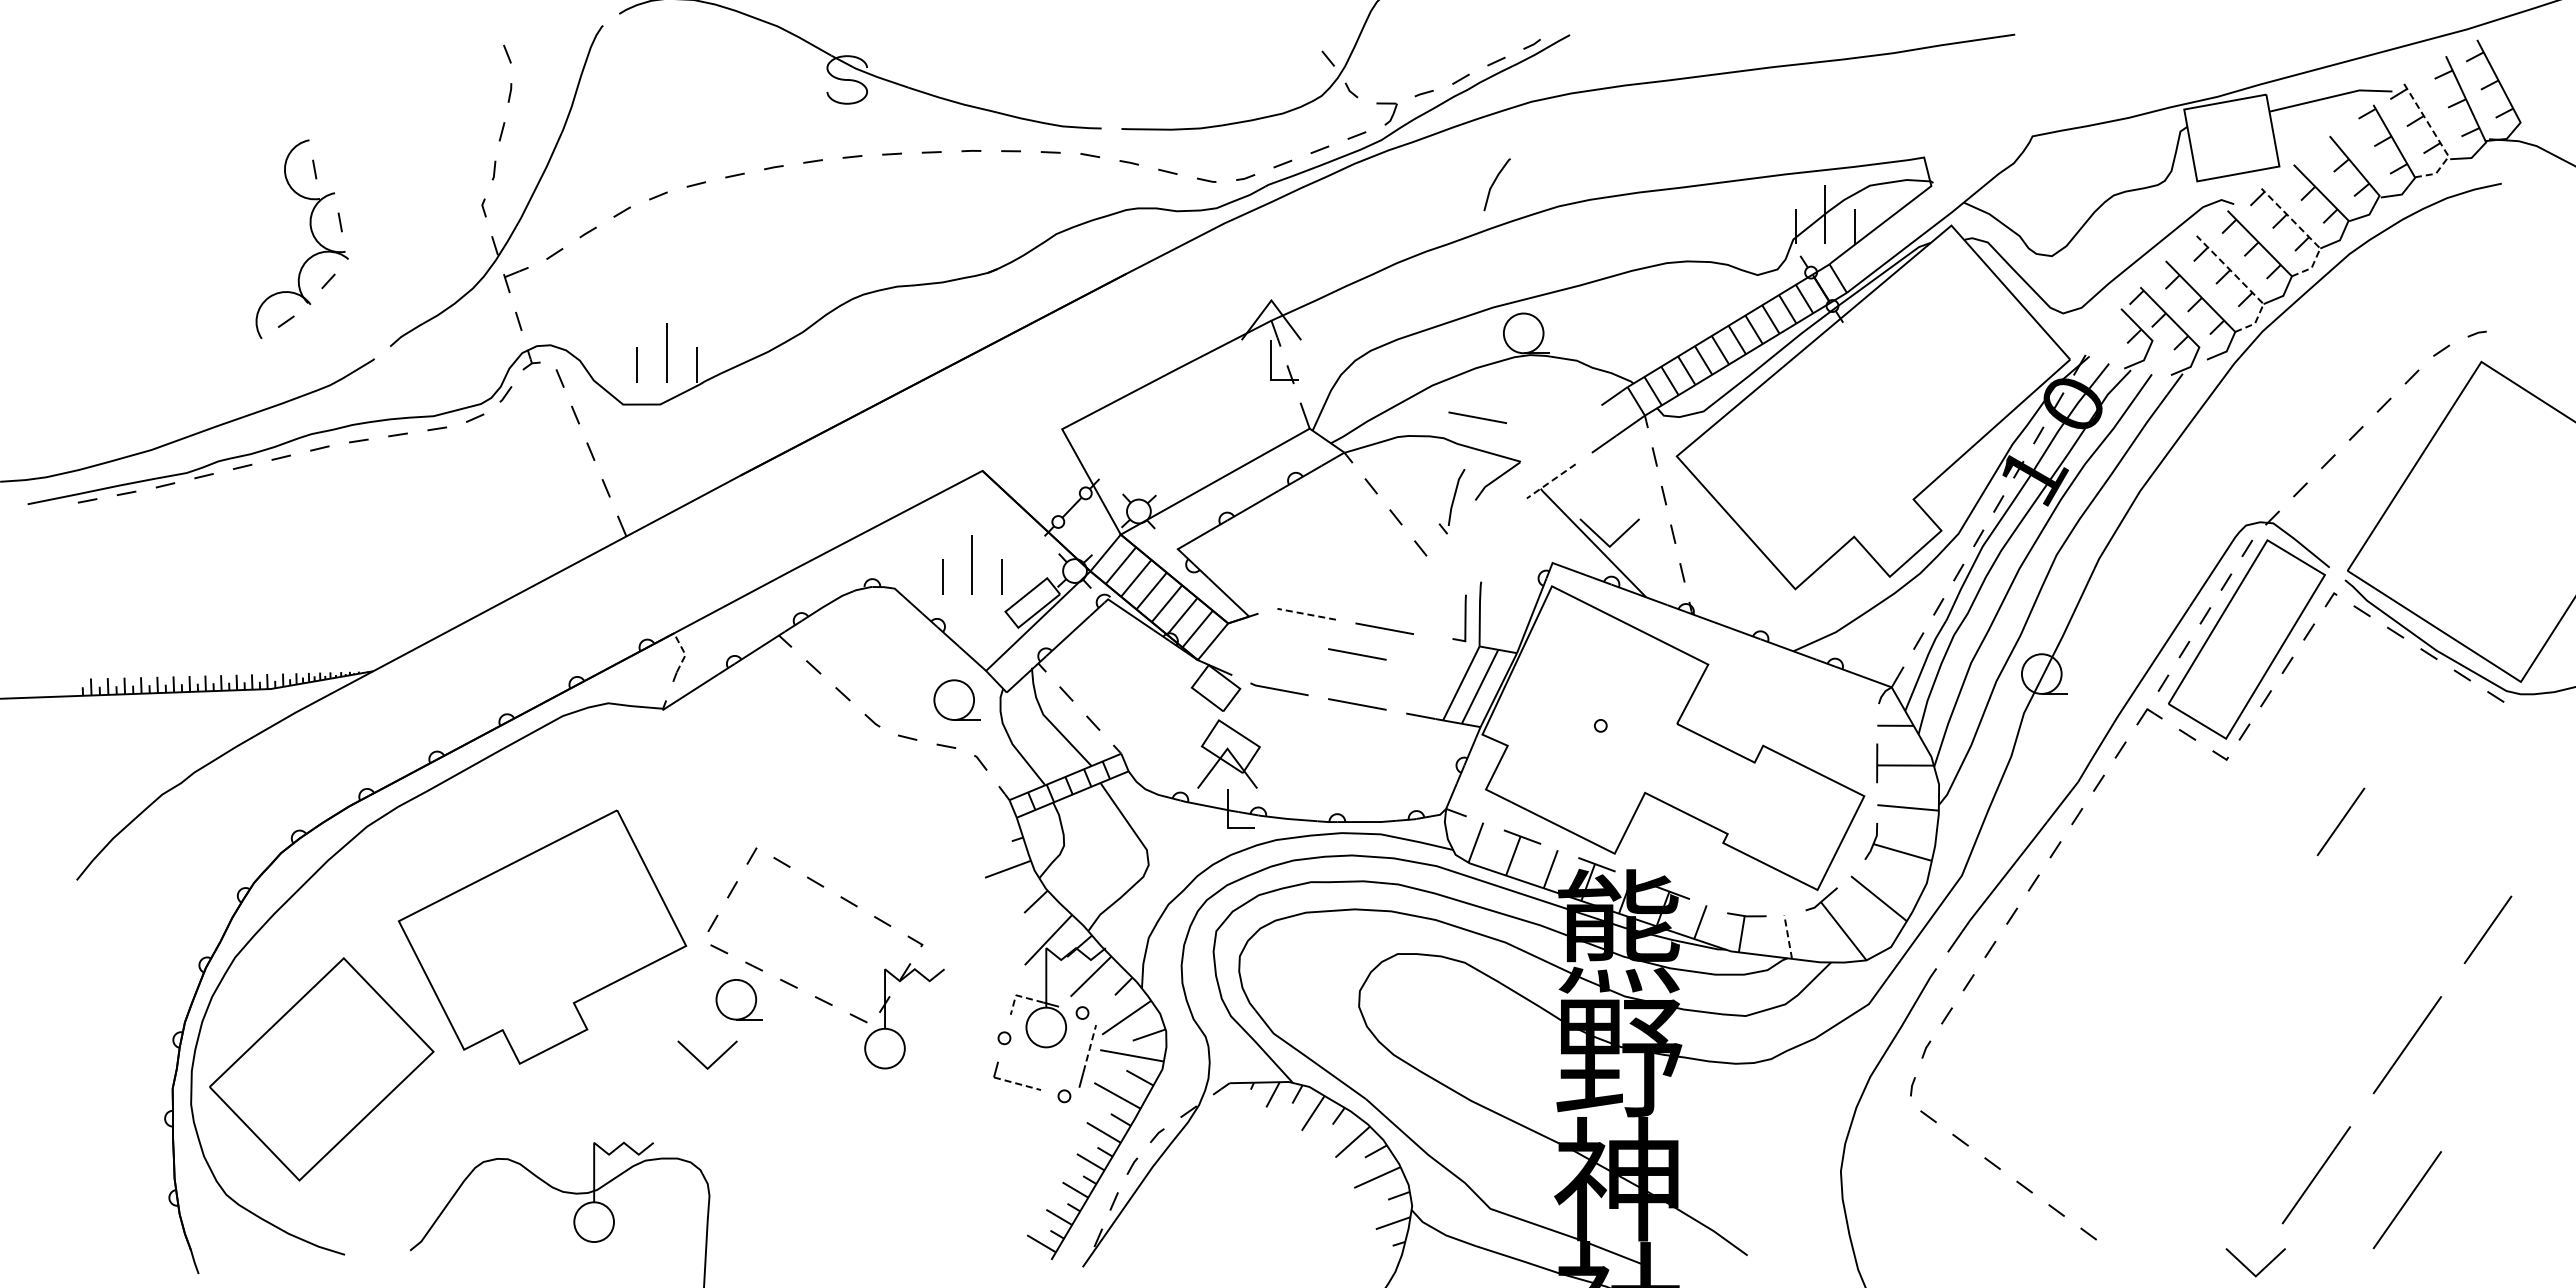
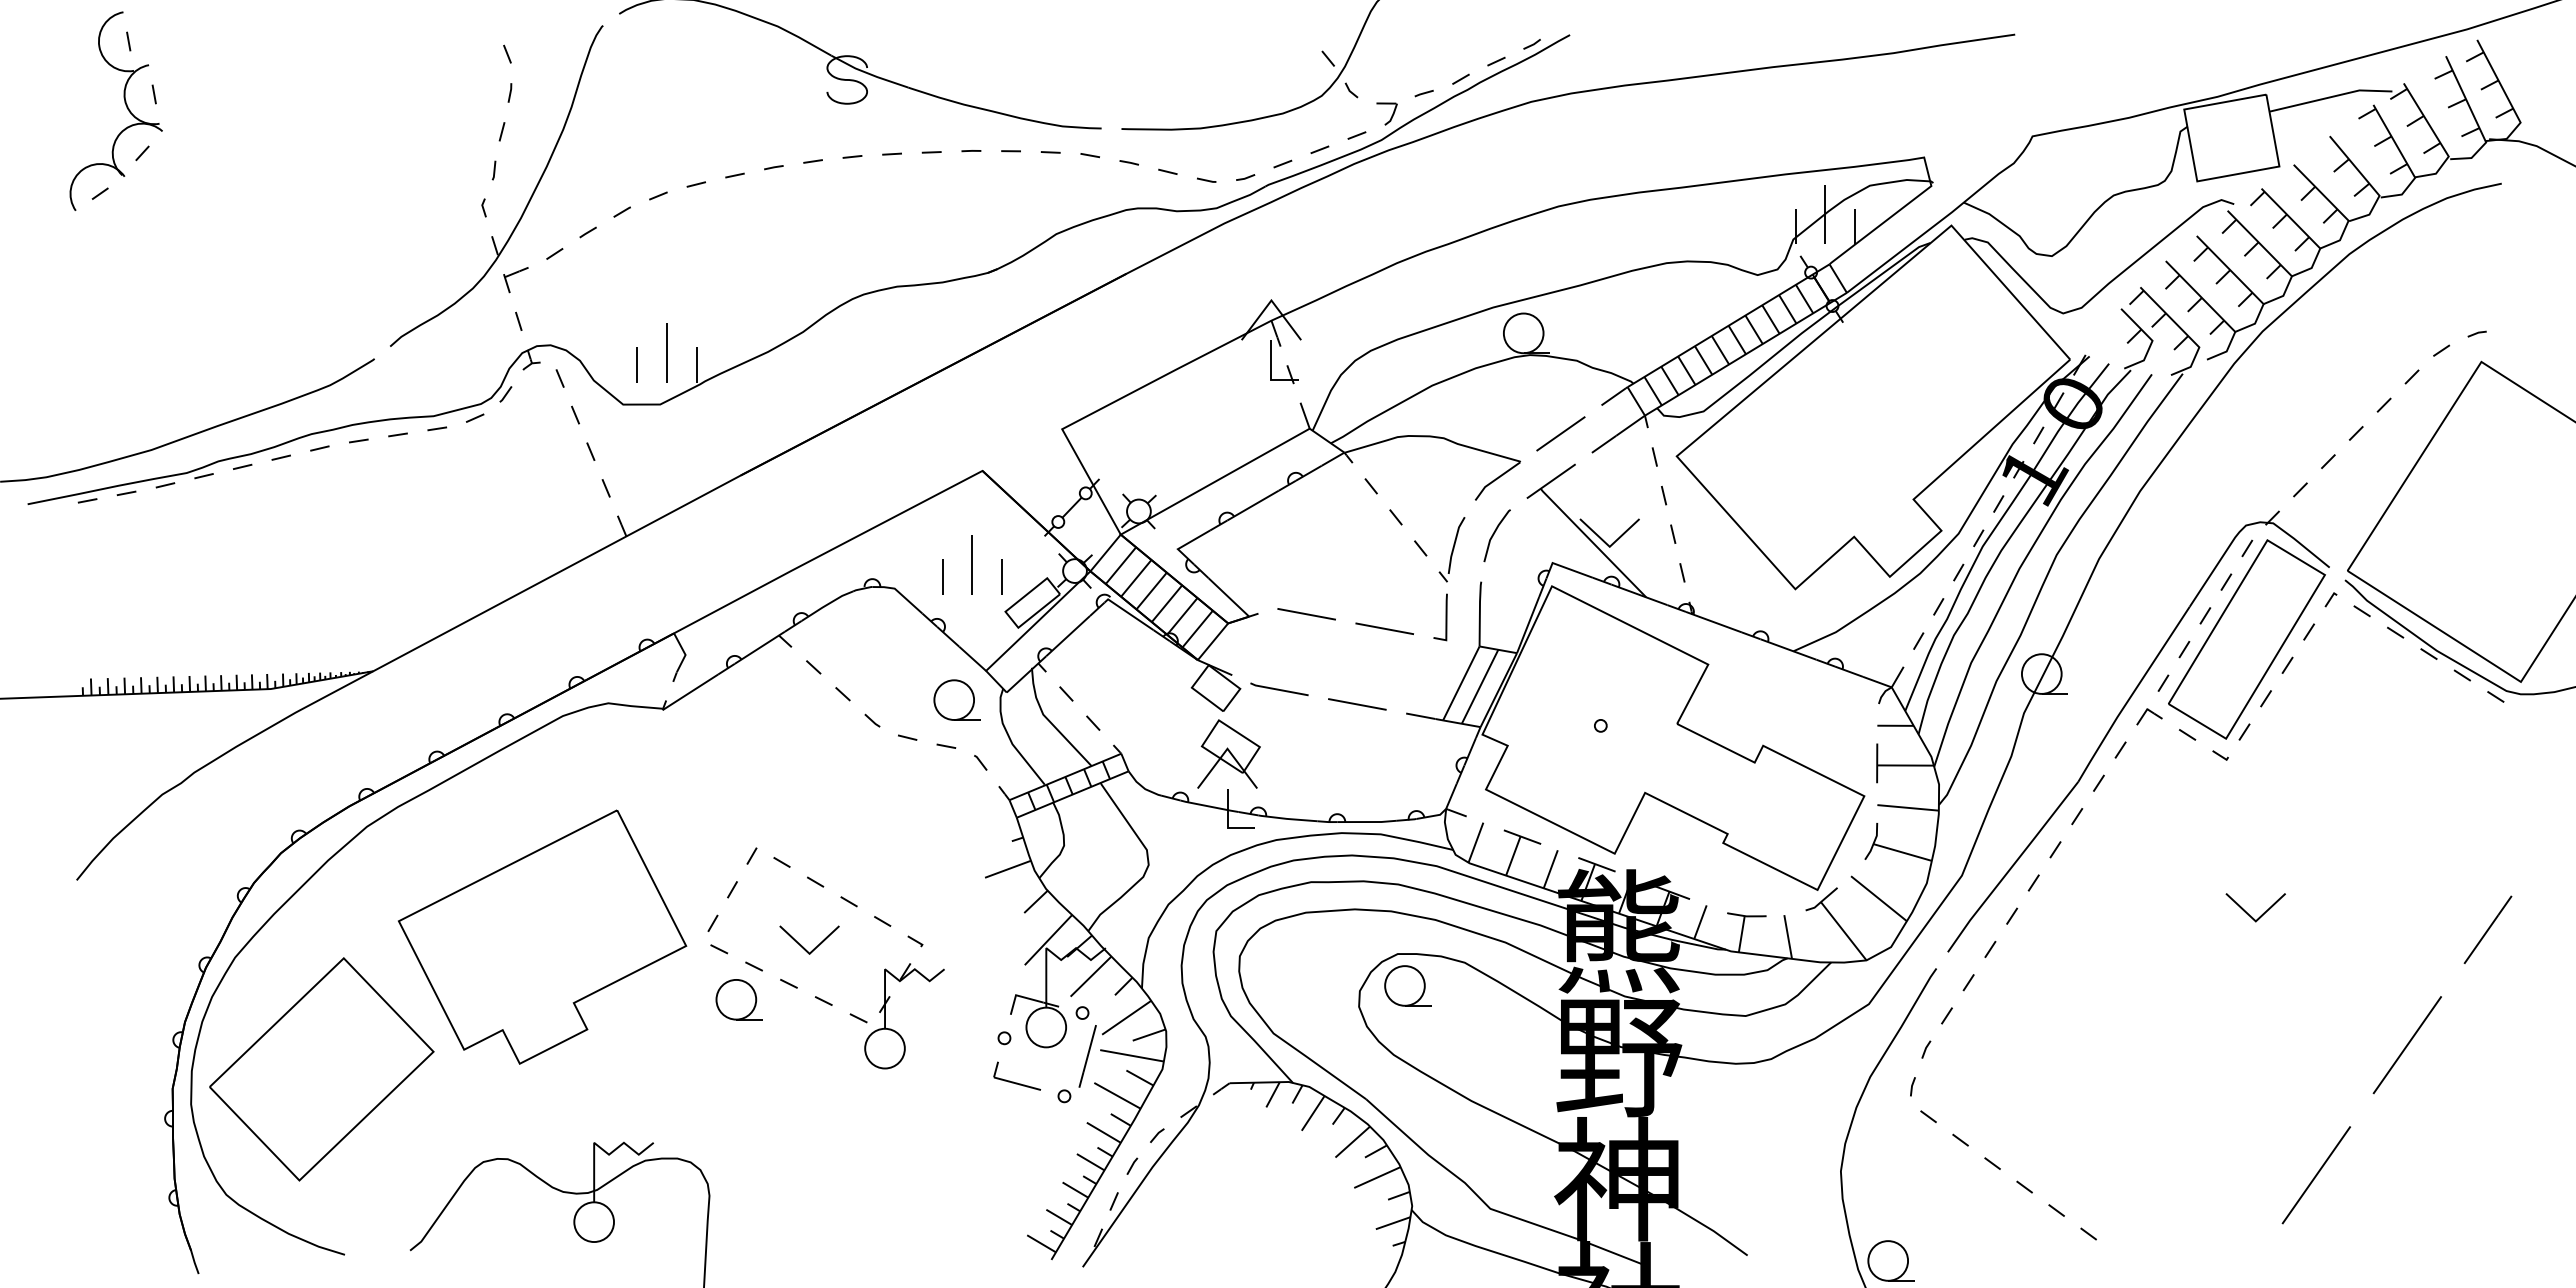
line: dashed -> solid (2438, 139)
line position: (1494, 183) -> (1494, 534) (1494, 534)
part position: (311, 233) -> (125, 105) (125, 105)
line: dashed -> solid (2307, 234)
line: dashed -> solid (2246, 286)
line: present -> none (1477, 417)
line: none -> present (1560, 433)
line: dashed -> solid (1551, 481)
part position: (1451, 501) -> (1451, 549) (1451, 549)
line: dashed -> solid (1306, 614)
line position: (1464, 618) -> (1445, 617) (1445, 617)
line: dashed -> solid (684, 653)
line: present -> none (1357, 654)
line: present -> none (2340, 821)
line: dashed -> solid (1788, 936)
part: none -> present (1407, 985)
line: dashed -> solid (1018, 996)
line: dashed -> solid (1089, 1048)
part position: (700, 1060) -> (802, 945) (802, 945)
line: dashed -> solid (1017, 1083)
line: present -> none (2406, 1200)
part: none -> present (1890, 1260)
part position: (2248, 1268) -> (2248, 913) (2248, 913)
